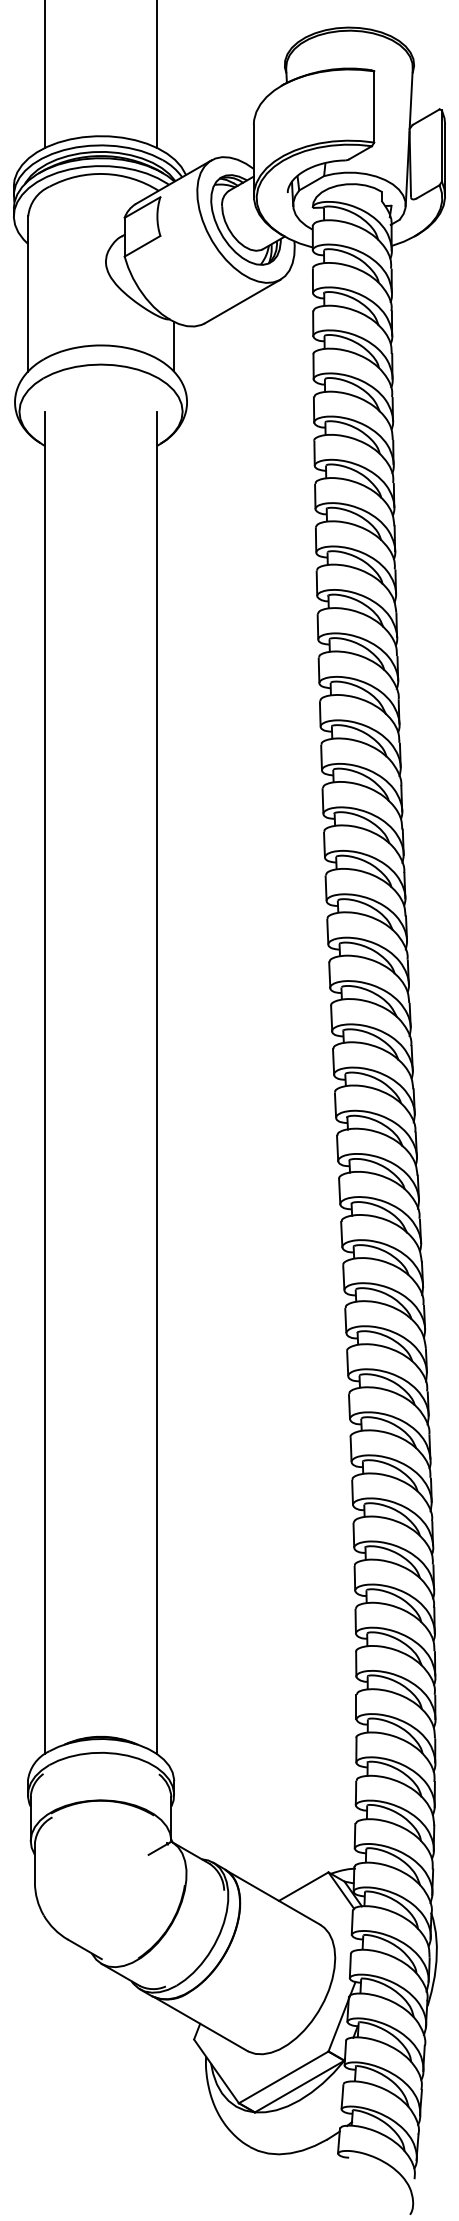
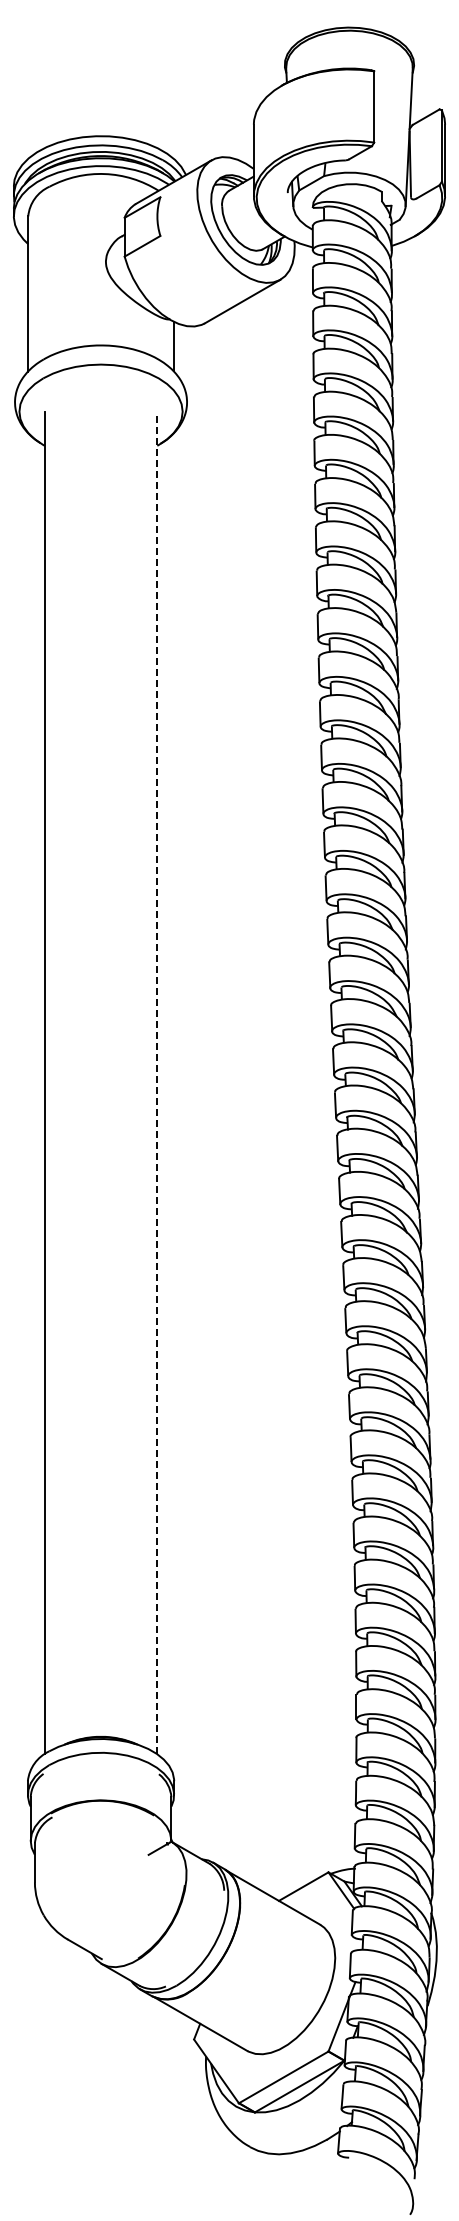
line: present -> none (44, 75)
line: present -> none (157, 75)
line: solid -> dashed (157, 1082)
